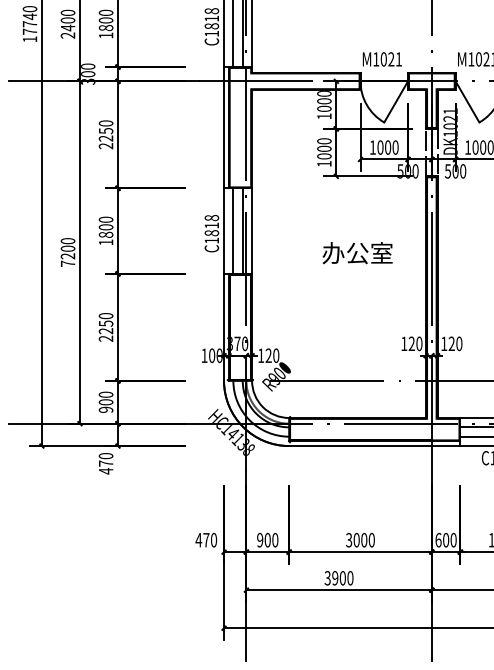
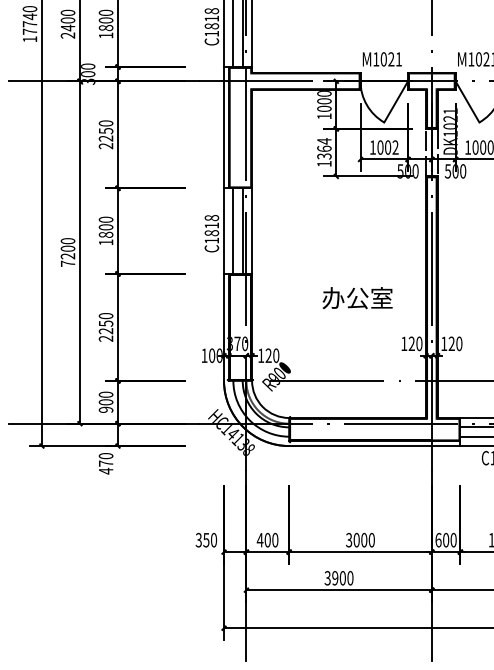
text: 1000 -> 1002 (395, 147)
text: 1000 -> 1364 (324, 148)
text position: (357, 253) -> (357, 298) (357, 298)
text: 470 -> 350 (202, 539)
text: 900 -> 400 (259, 540)
